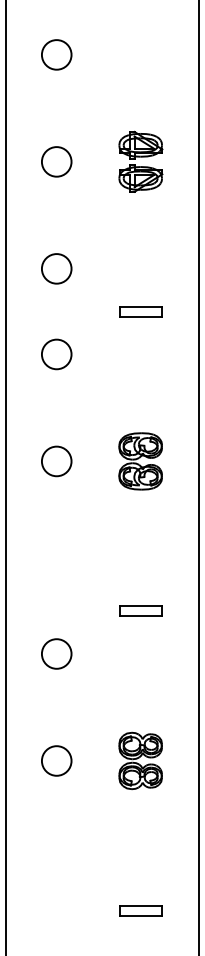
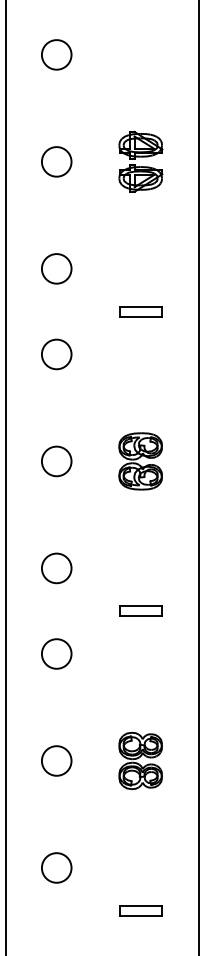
circle: none -> present (56, 568)
circle: none -> present (56, 867)
